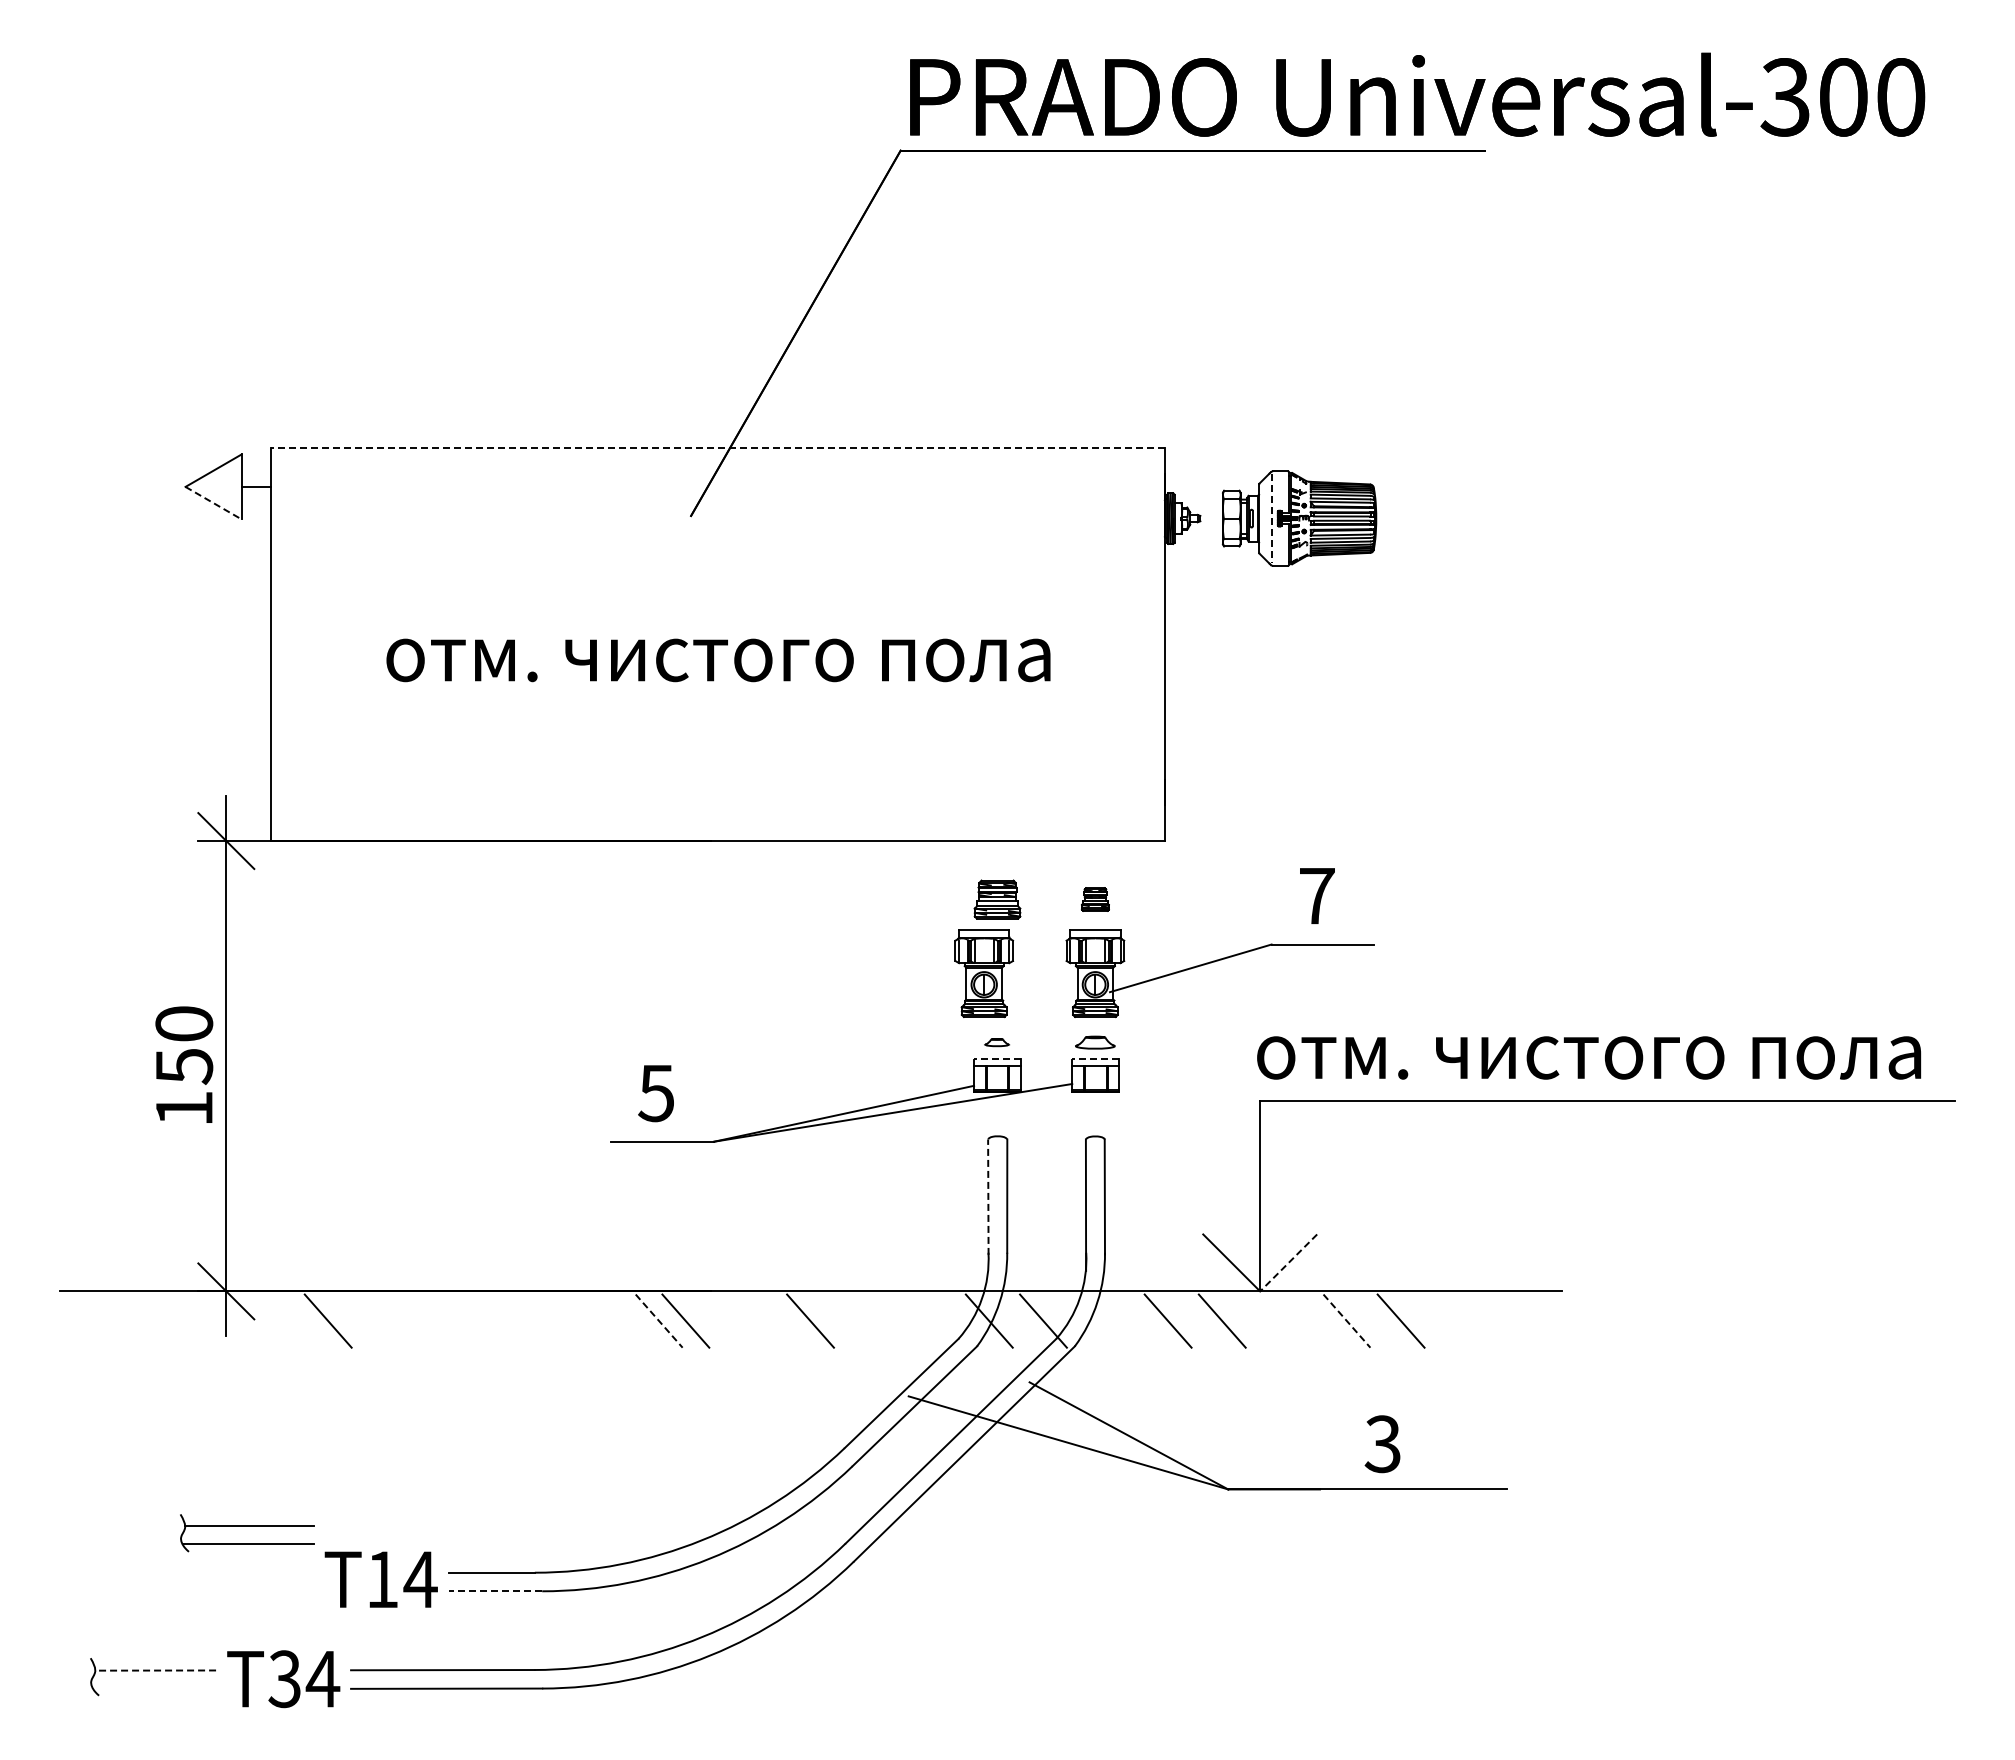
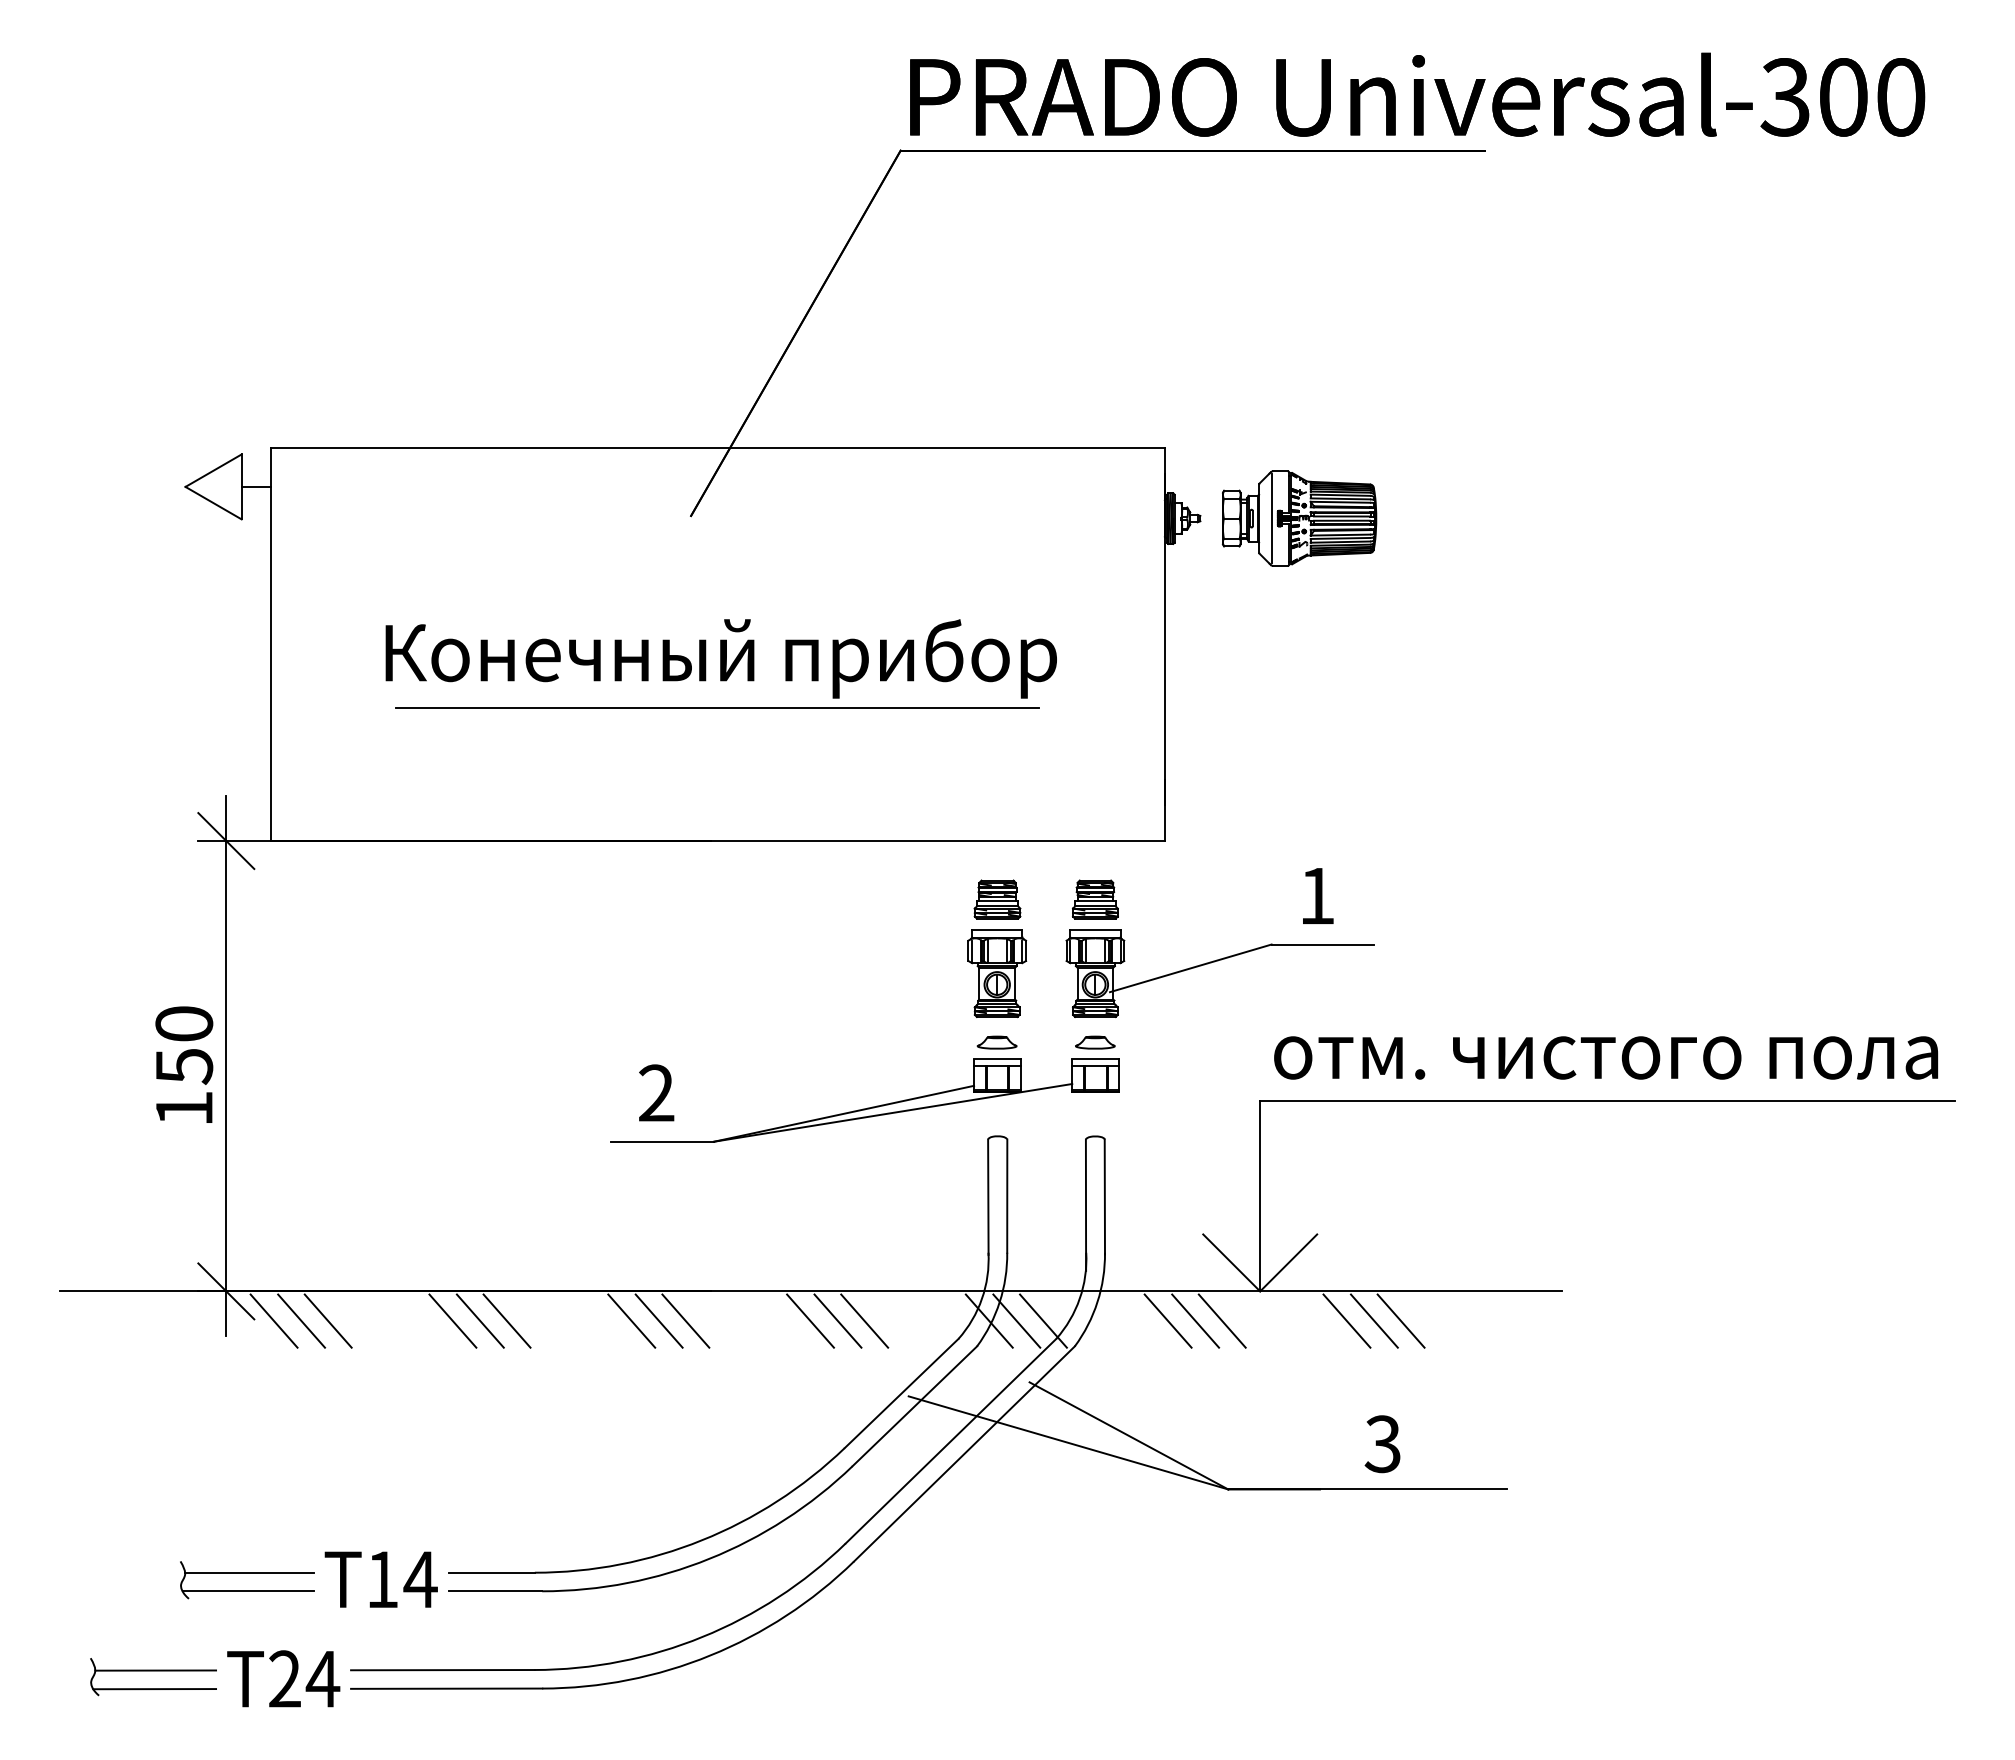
line: dashed -> solid (717, 447)
line: dashed -> solid (214, 503)
line: dashed -> solid (1271, 519)
text: отм. чистого пола -> Конечный прибор (720, 658)
line: none -> present (717, 707)
text: 7 -> 1 (1317, 896)
part size: 29x25 px -> 47x41 px (1095, 899)
part position: (984, 973) -> (997, 973) (997, 973)
part size: 26x10 px -> 42x15 px (996, 1042)
text position: (1589, 1057) -> (1606, 1057) (1606, 1057)
line: dashed -> solid (997, 1059)
line: dashed -> solid (1095, 1059)
text: 5 -> 2 (656, 1093)
line: dashed -> solid (988, 1197)
line: dashed -> solid (1288, 1263)
line: none -> present (273, 1320)
line: none -> present (301, 1320)
line: none -> present (452, 1320)
line: none -> present (479, 1320)
line: none -> present (506, 1320)
line: none -> present (631, 1320)
line: none -> present (837, 1320)
line: none -> present (864, 1320)
line: none -> present (1016, 1320)
line: none -> present (1195, 1320)
line: none -> present (1373, 1320)
line: dashed -> solid (659, 1321)
line: dashed -> solid (1347, 1321)
part position: (247, 1526) -> (247, 1573) (247, 1573)
line: dashed -> solid (495, 1591)
line: dashed -> solid (155, 1670)
text: 34 -> 24 (284, 1679)
line: none -> present (154, 1689)
